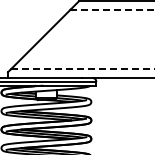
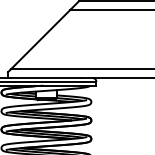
line: dashed -> solid (112, 9)
line: dashed -> solid (82, 69)
